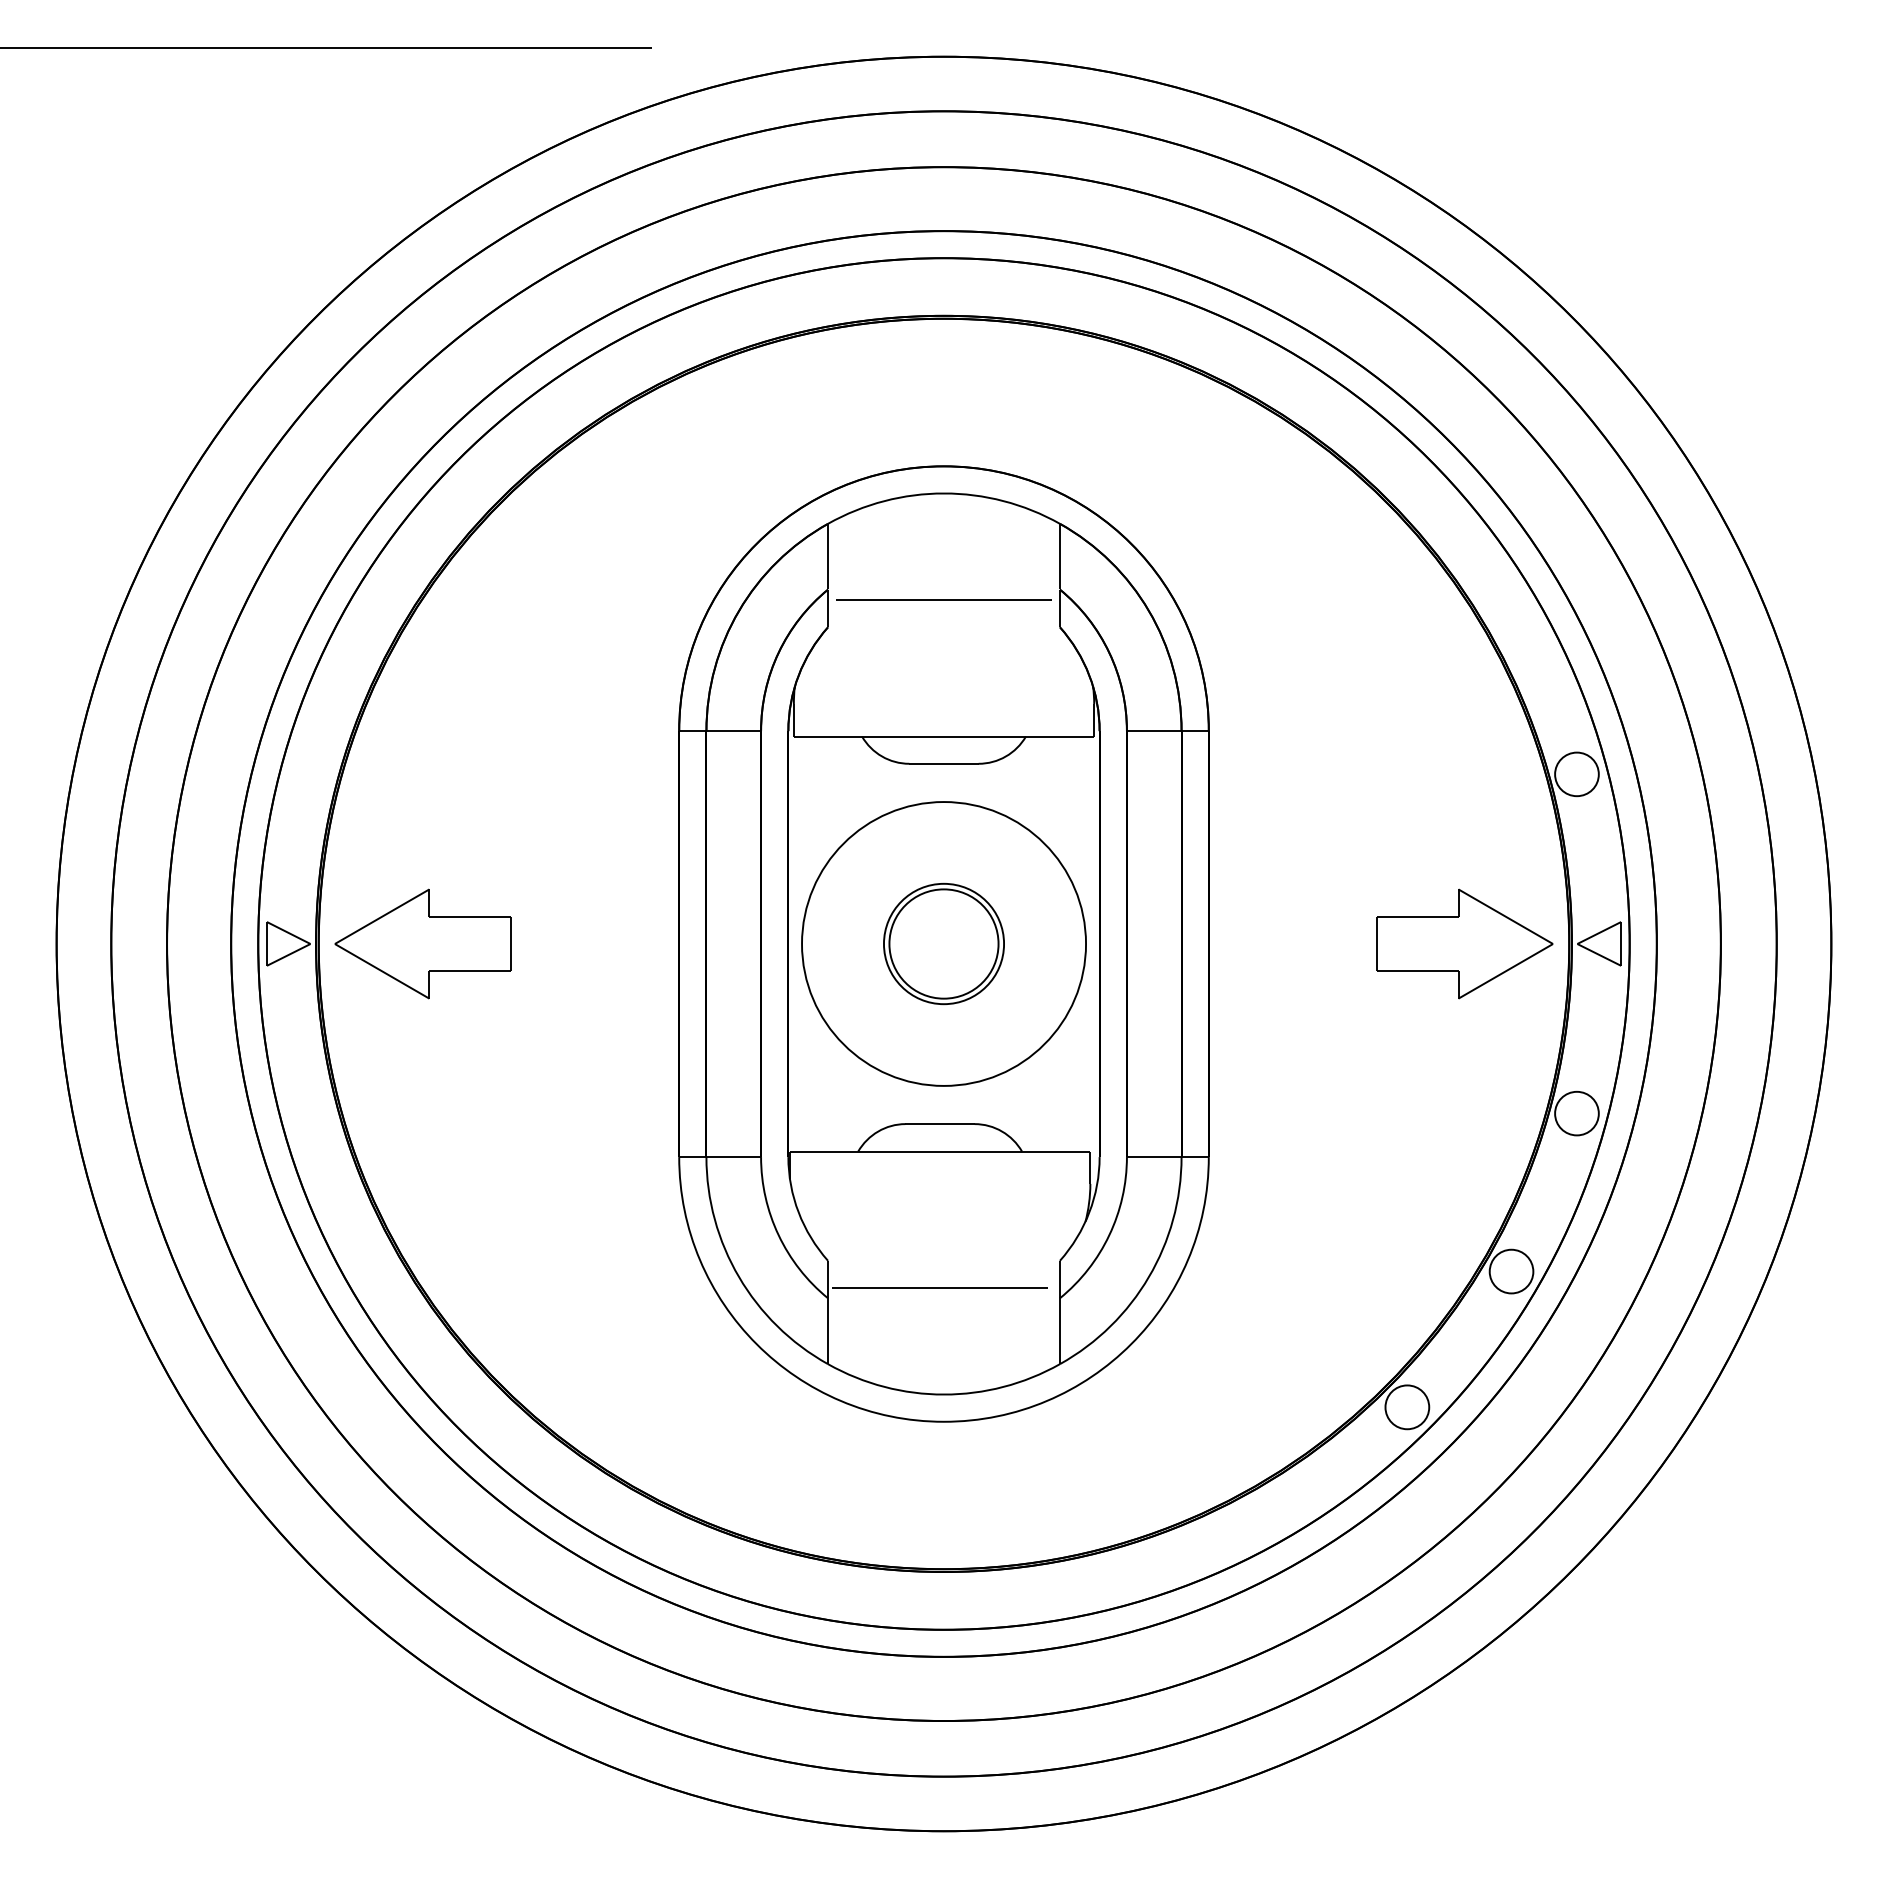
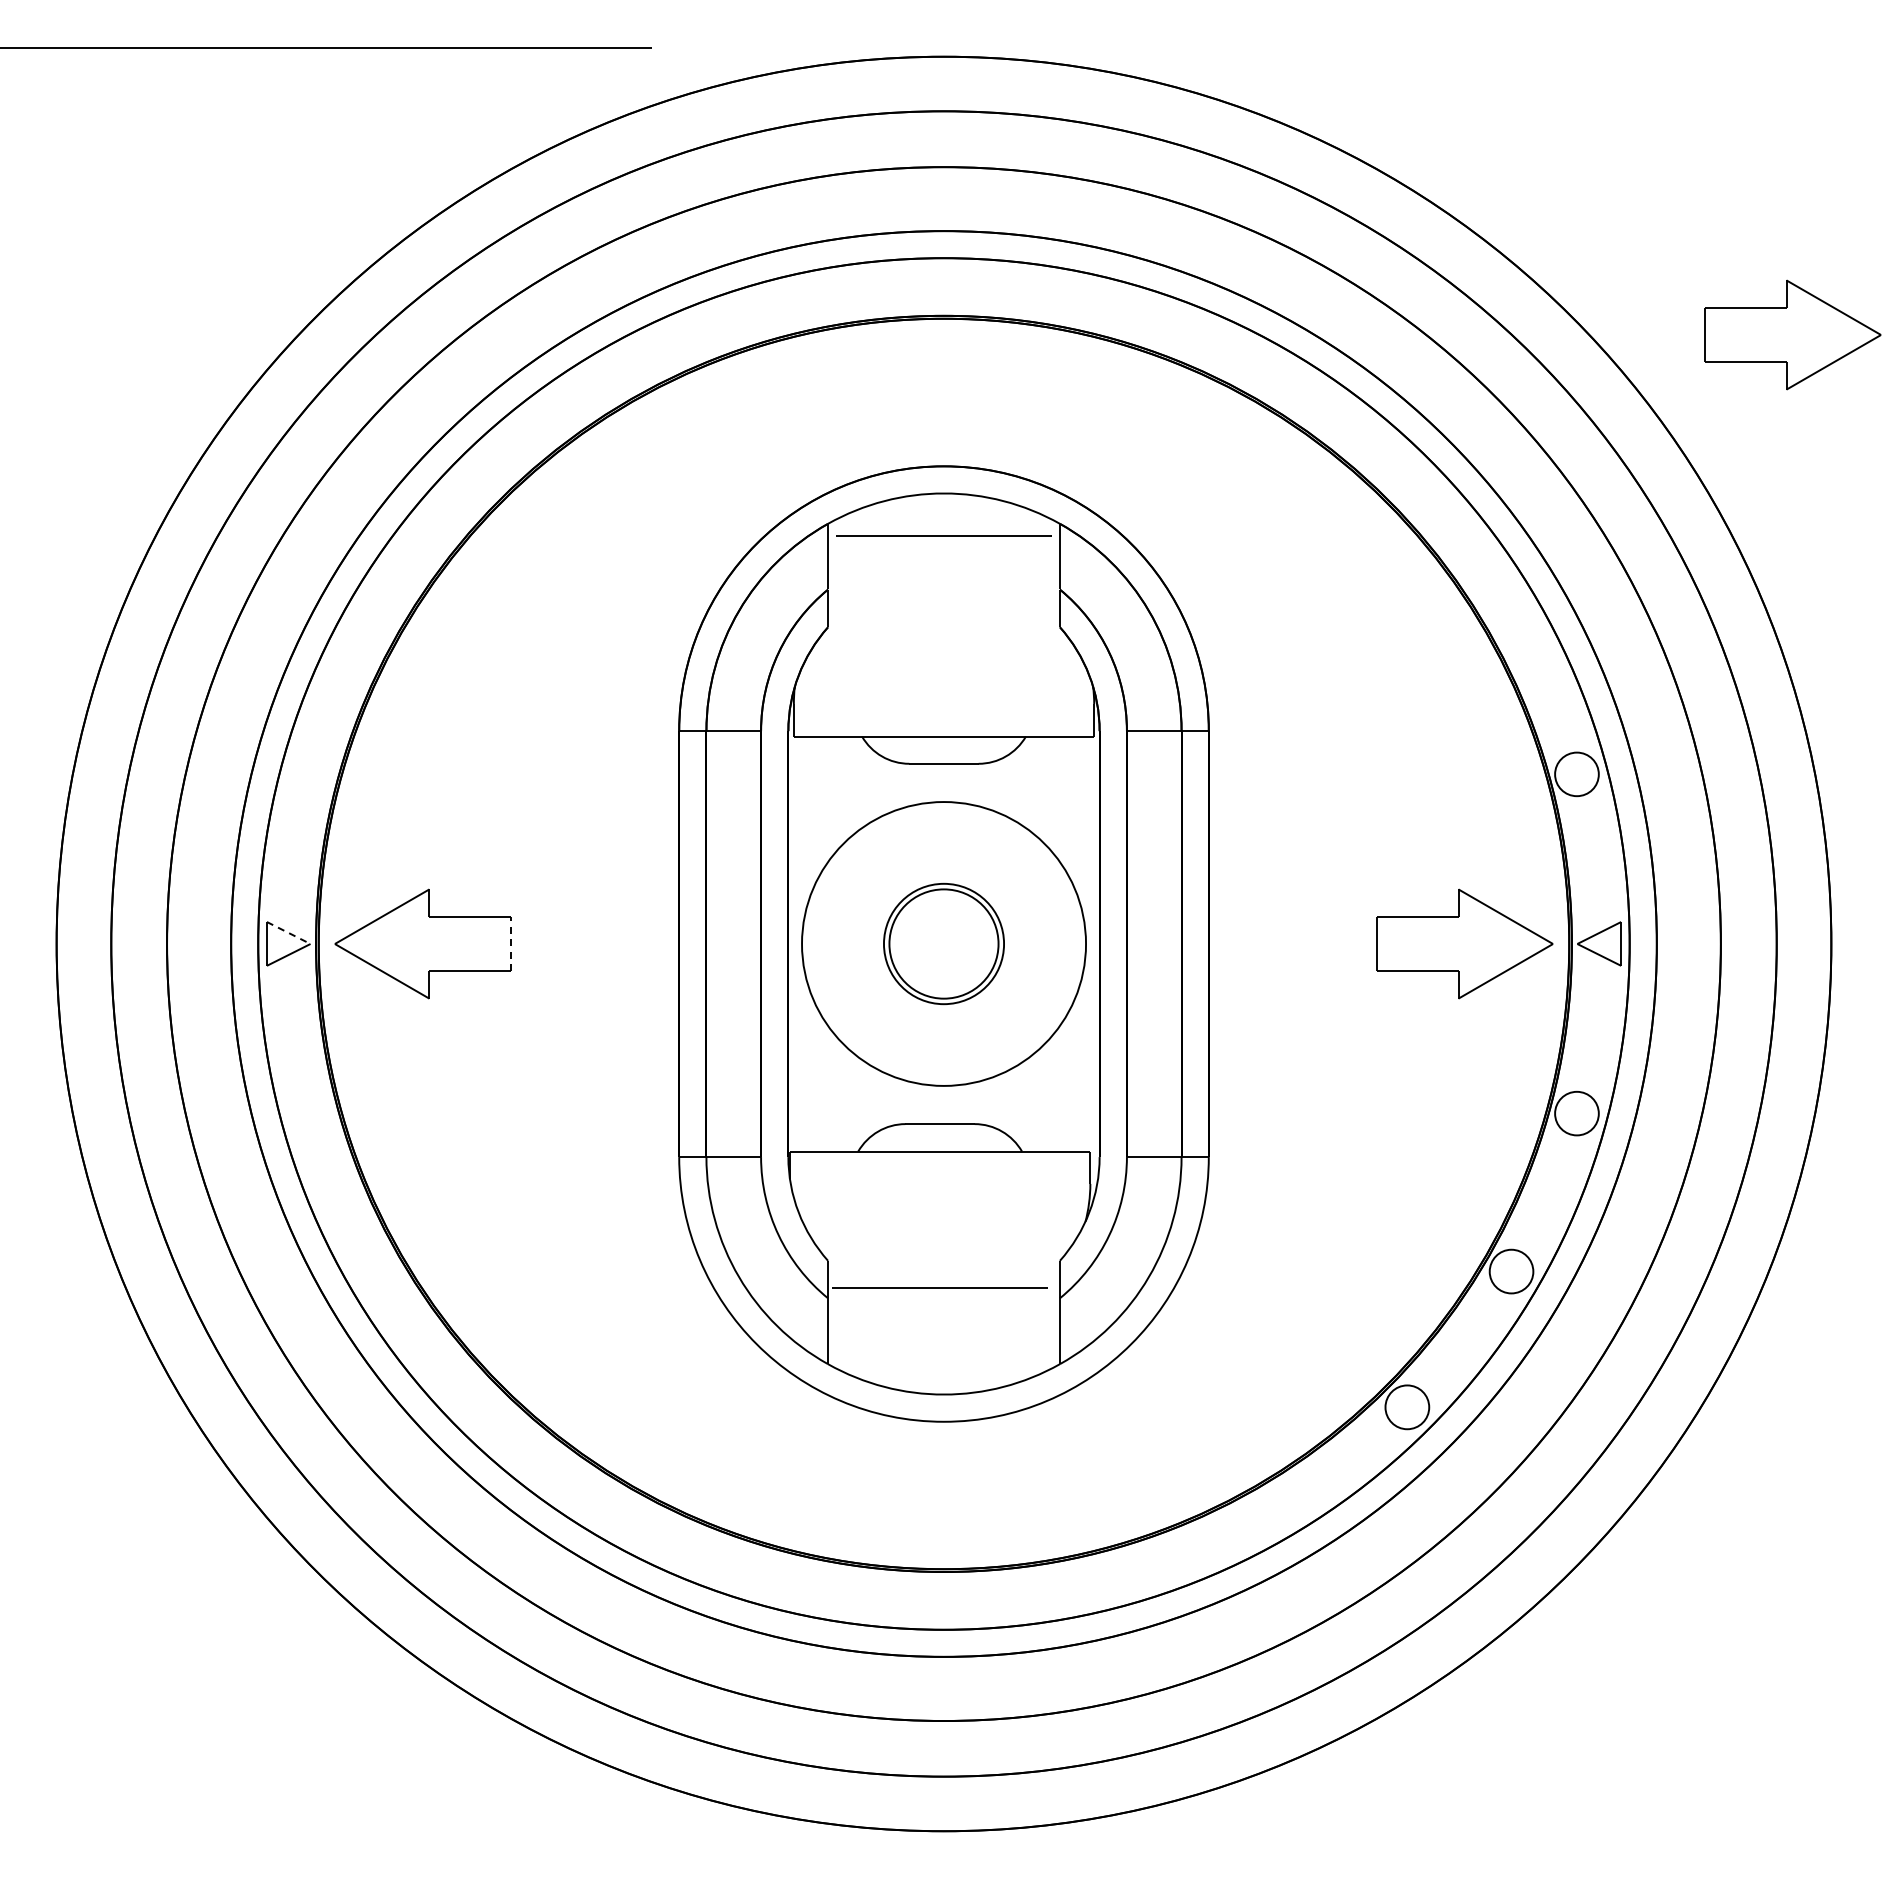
part: none -> present (1792, 334)
line position: (943, 599) -> (943, 535) (943, 535)
line: solid -> dashed (289, 933)
line: solid -> dashed (511, 943)
